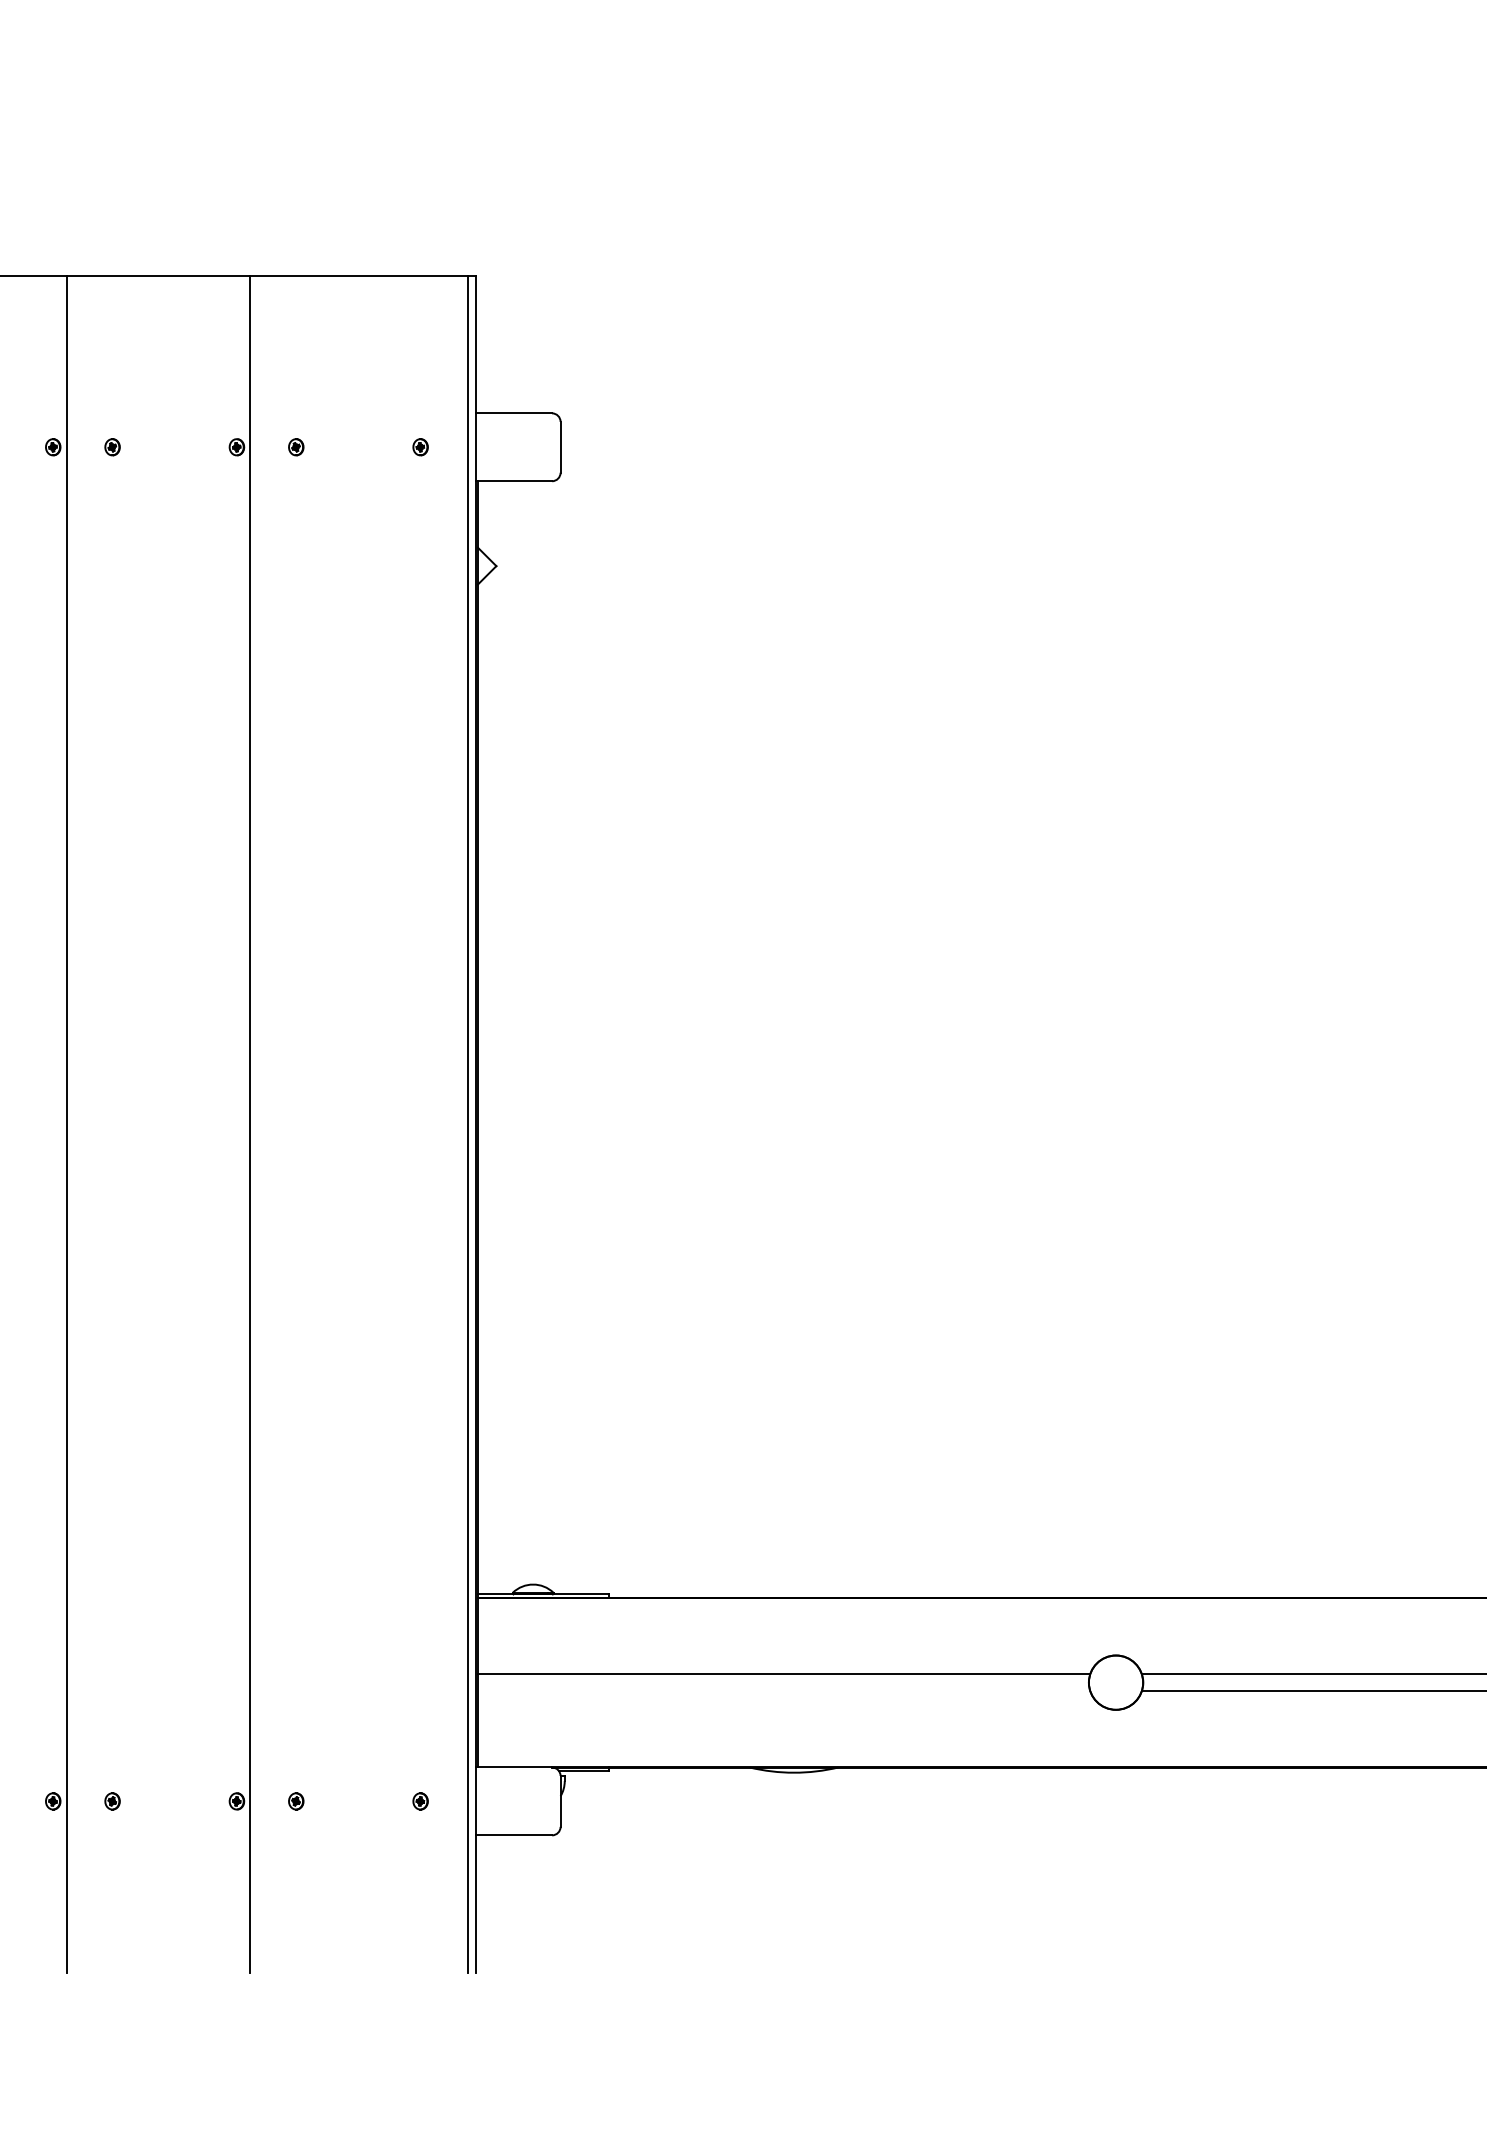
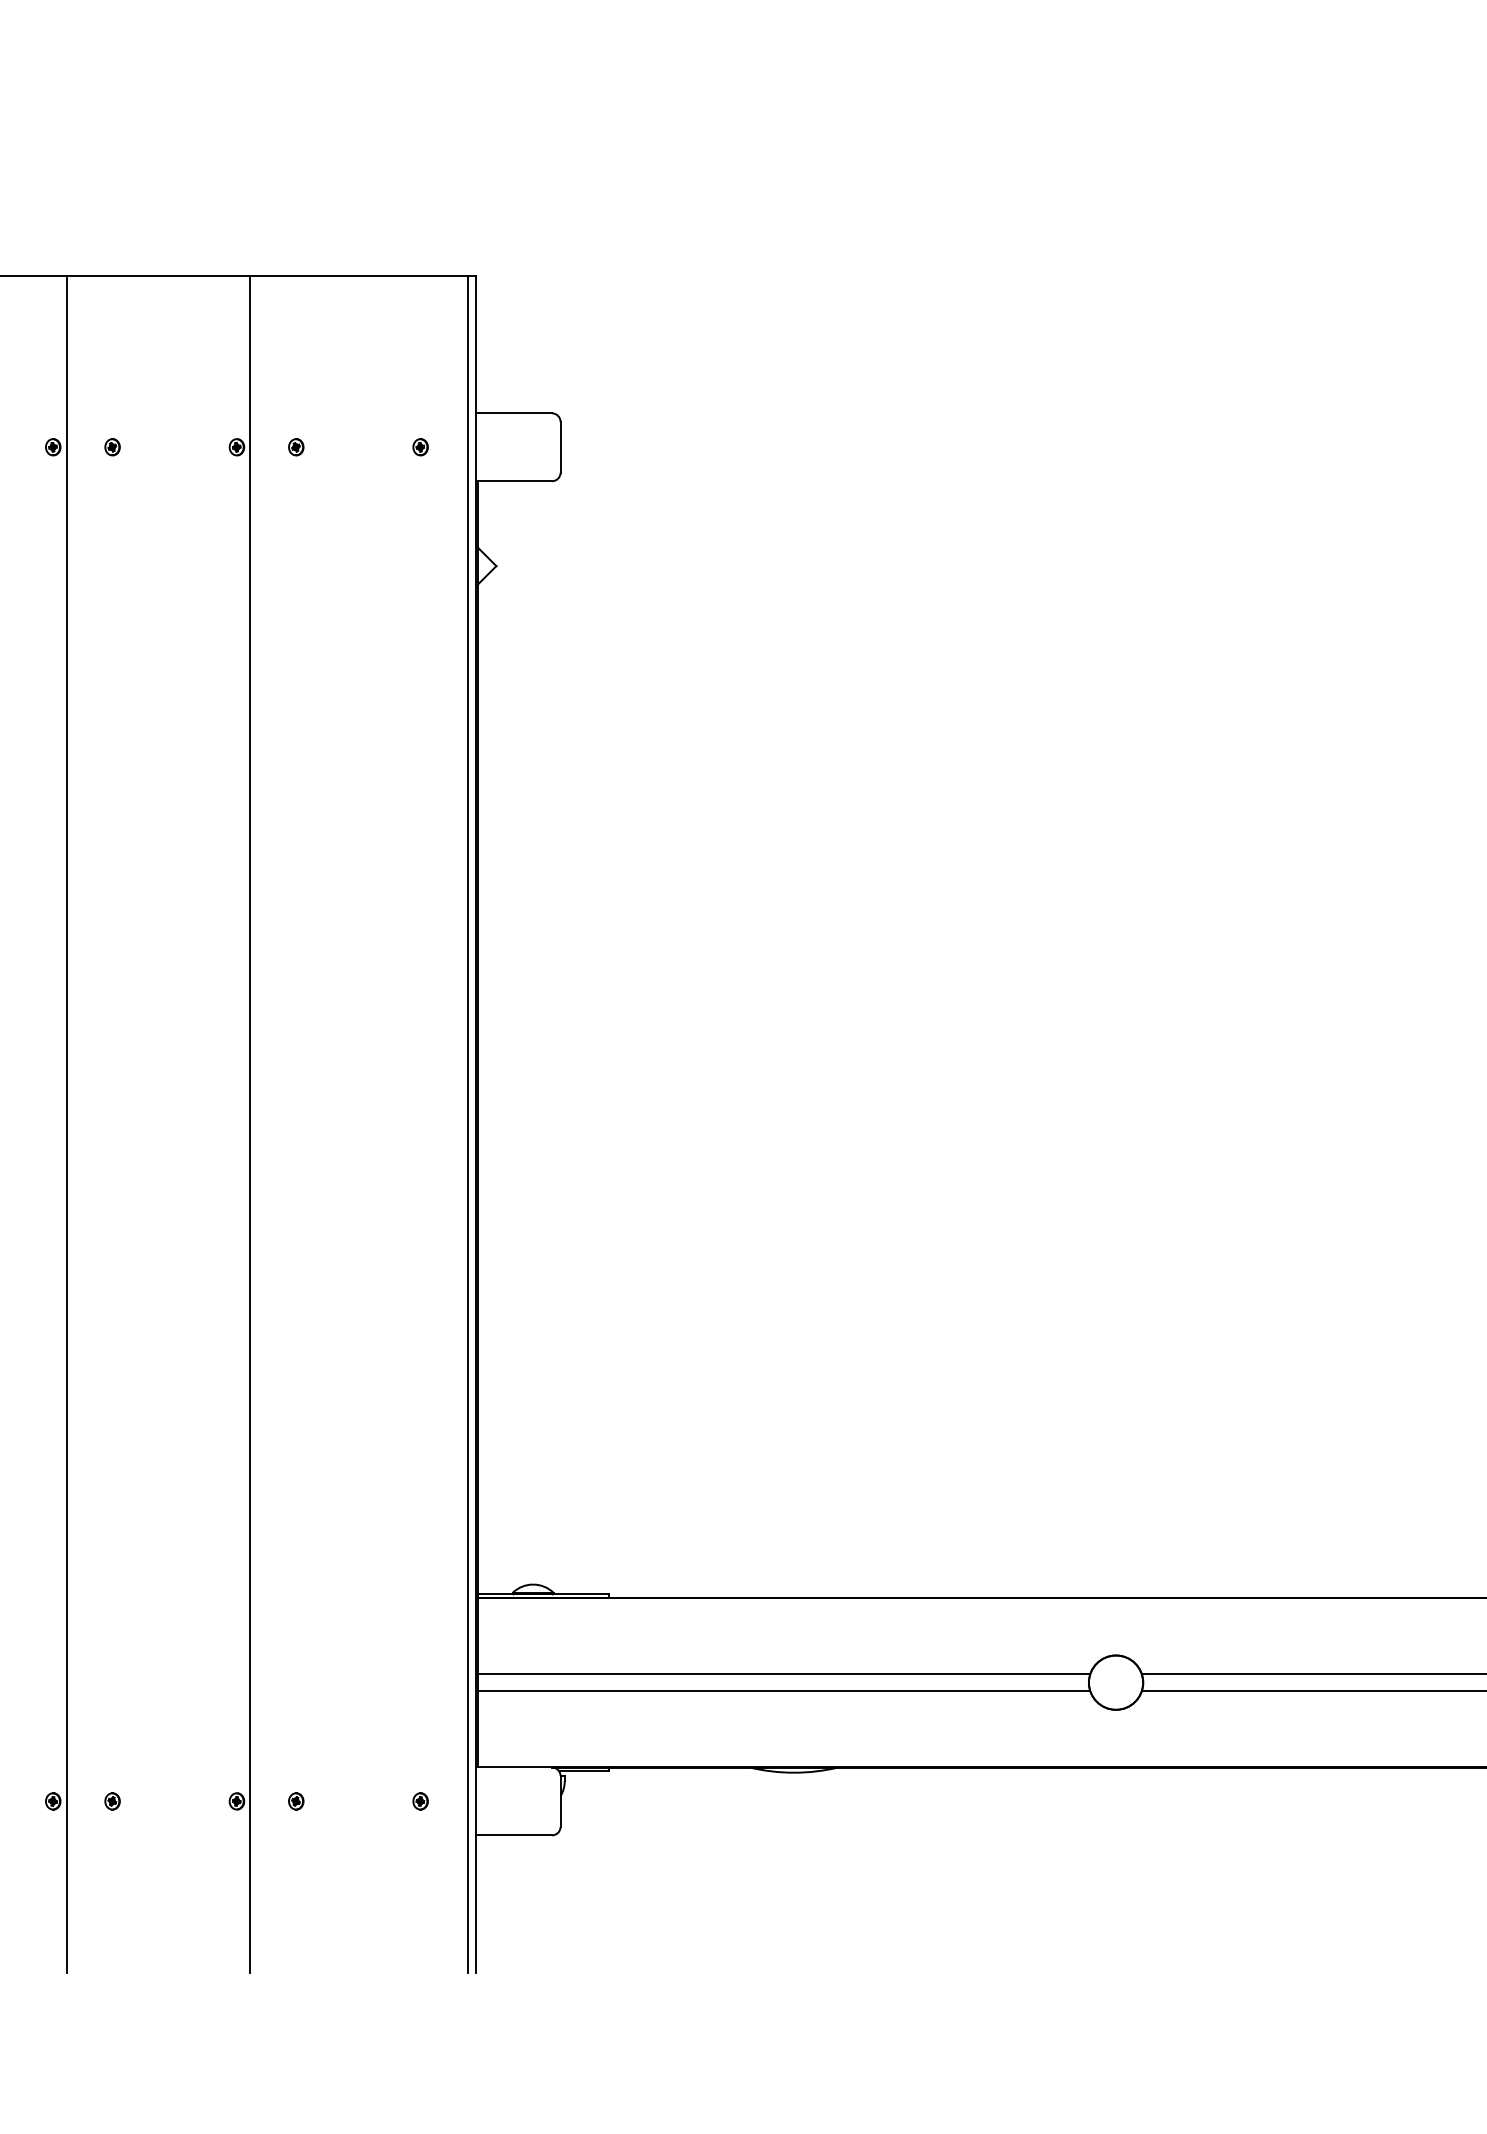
line: none -> present (784, 1691)
